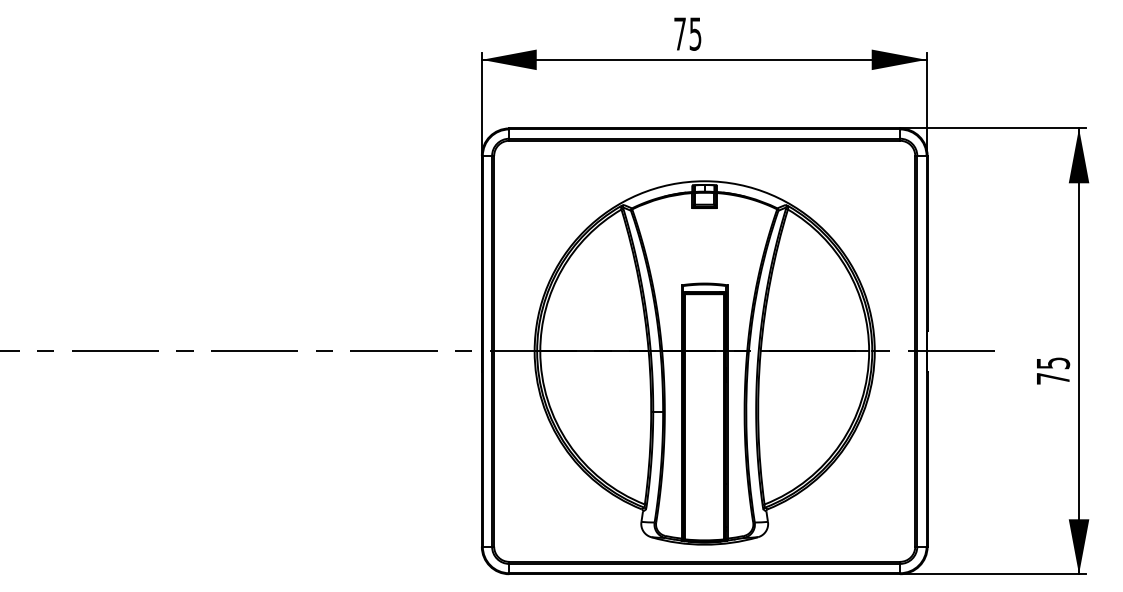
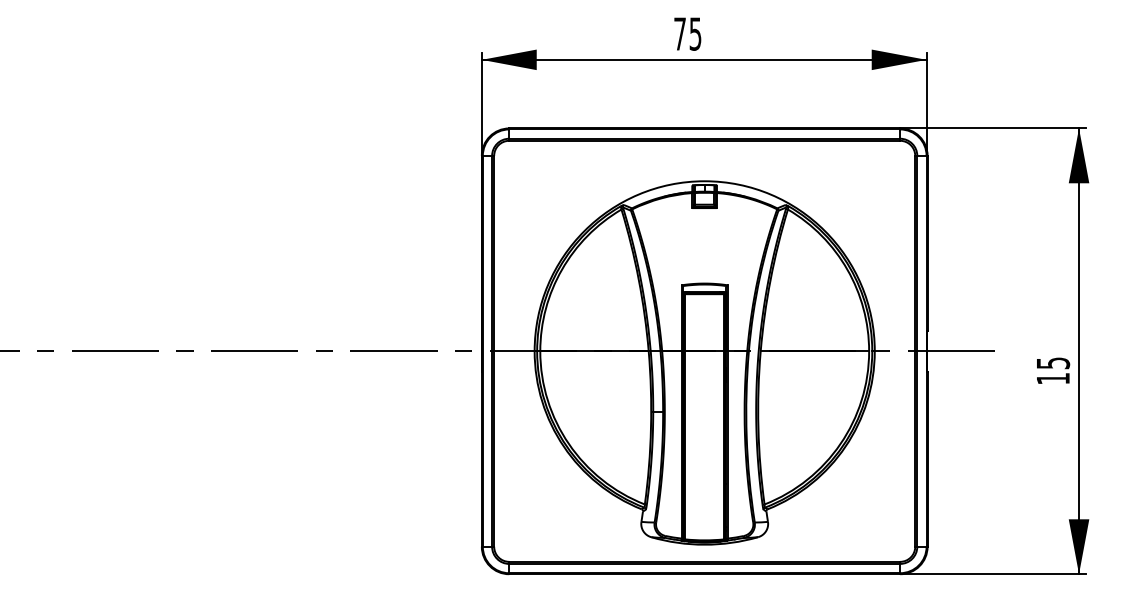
text: 75 -> 15 (1053, 378)
